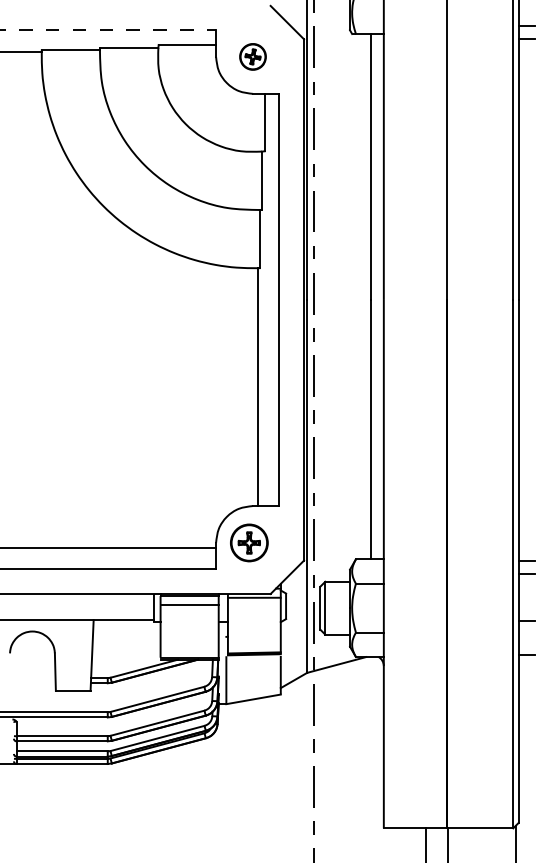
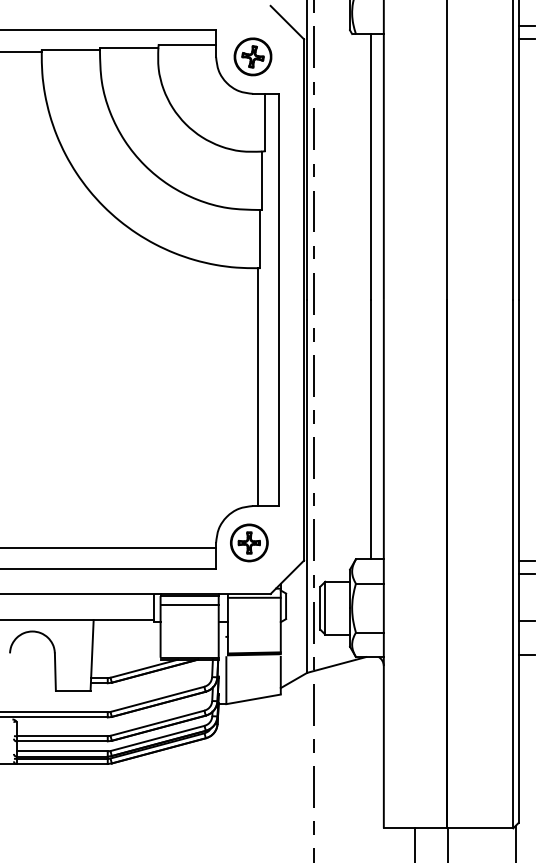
line: dashed -> solid (108, 30)
part size: 28x28 px -> 40x40 px (252, 56)
line position: (425, 843) -> (414, 843) (414, 843)
